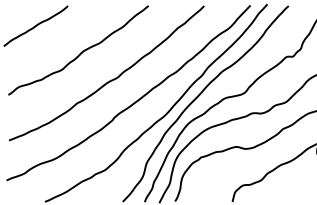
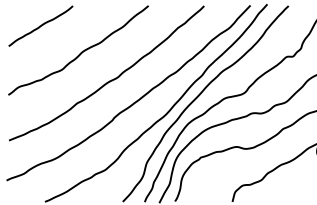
curve position: (35, 25) -> (40, 25) (40, 25)
